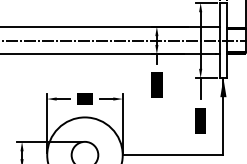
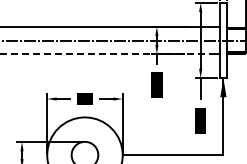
line: solid -> dashed (108, 54)
